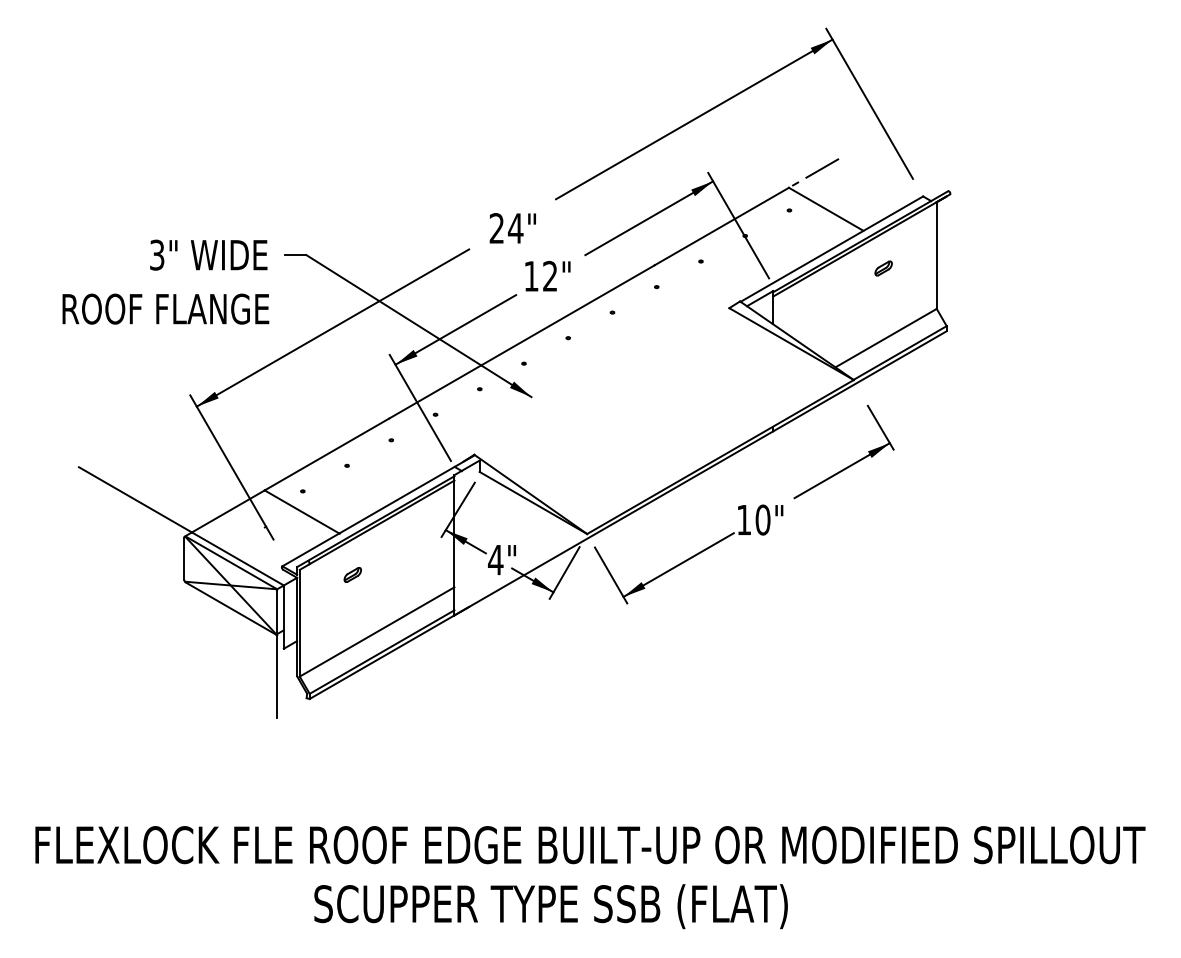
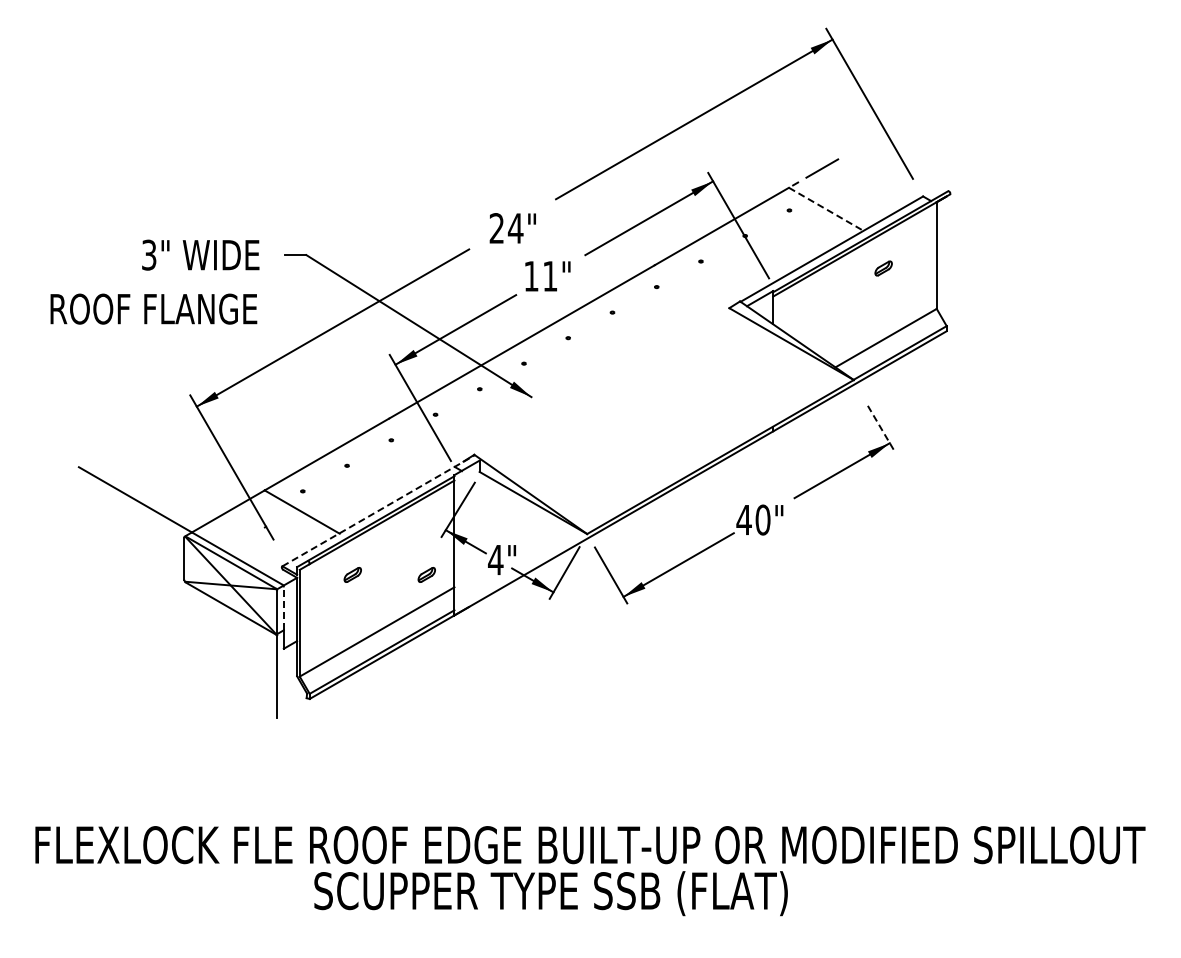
line: solid -> dashed (826, 209)
text position: (208, 254) -> (200, 254) (200, 254)
text: 12" -> 11" (550, 275)
text position: (165, 308) -> (153, 308) (153, 308)
line: solid -> dashed (881, 428)
line: solid -> dashed (378, 510)
text: 10" -> 40" (743, 519)
part: none -> present (426, 574)
line: solid -> dashed (283, 608)
text position: (550, 906) -> (550, 893) (550, 893)
